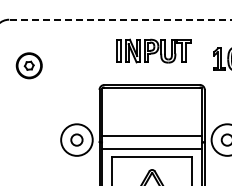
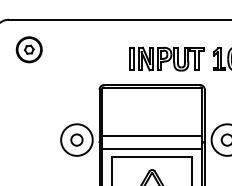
line: dashed -> solid (120, 19)
part position: (153, 50) -> (166, 58) (166, 58)
part position: (28, 65) -> (28, 49) (28, 49)
